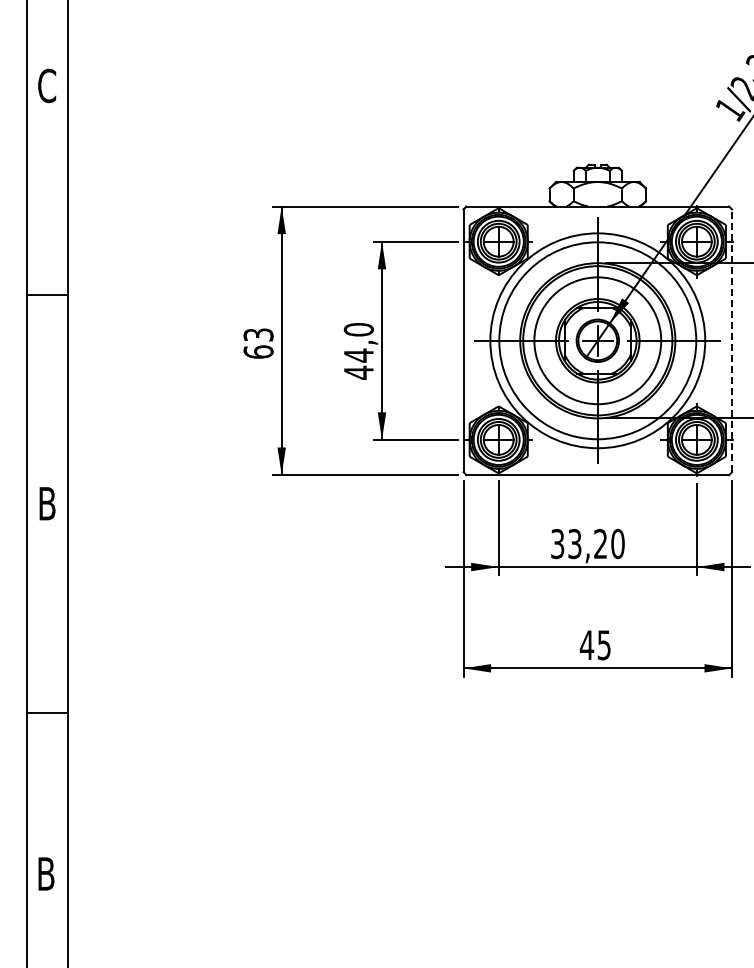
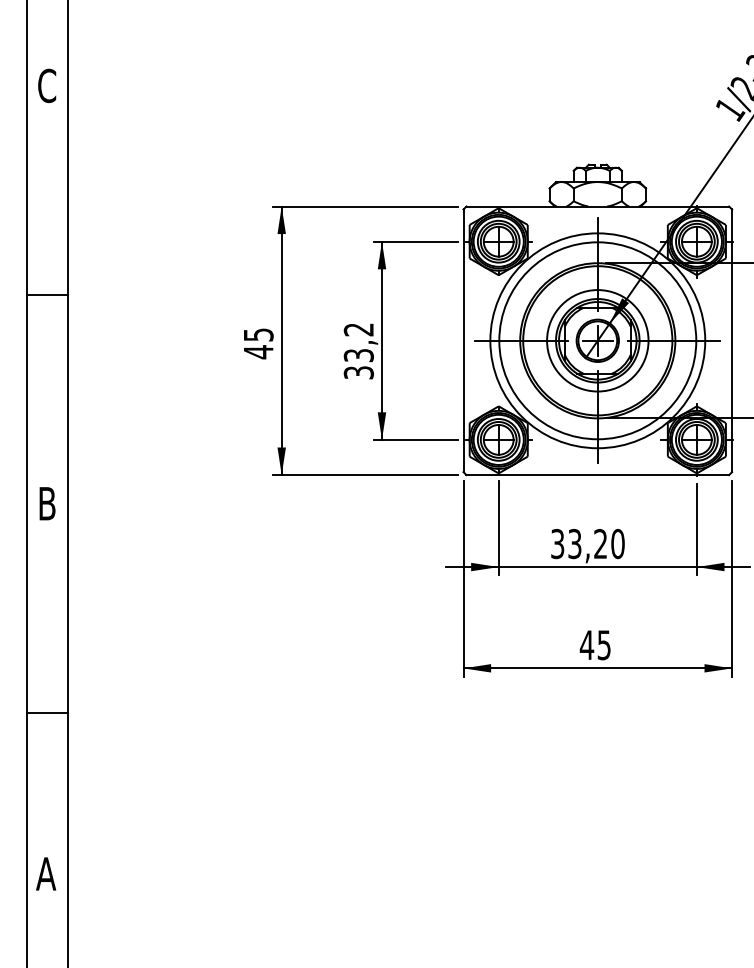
circle diameter: 127 px -> 101 px (597, 340)
line: dashed -> solid (732, 340)
text: 63 -> 45 (258, 343)
text: 44,0 -> 33,2 (358, 351)
text: B -> A (46, 873)
